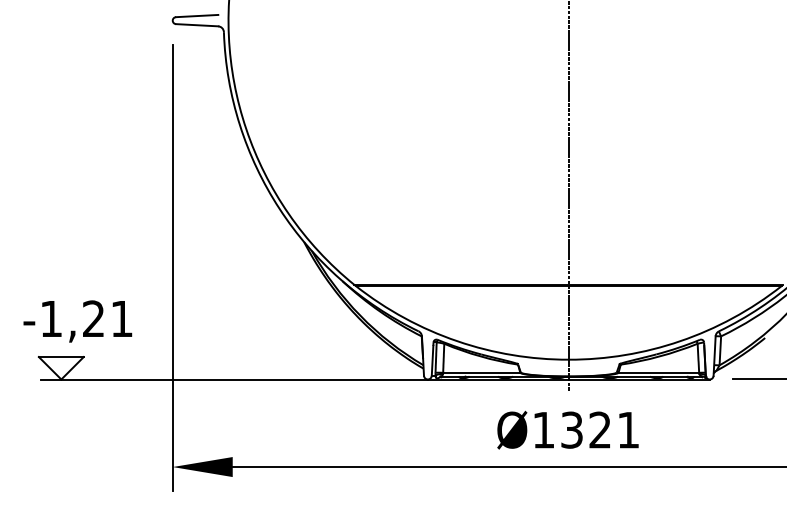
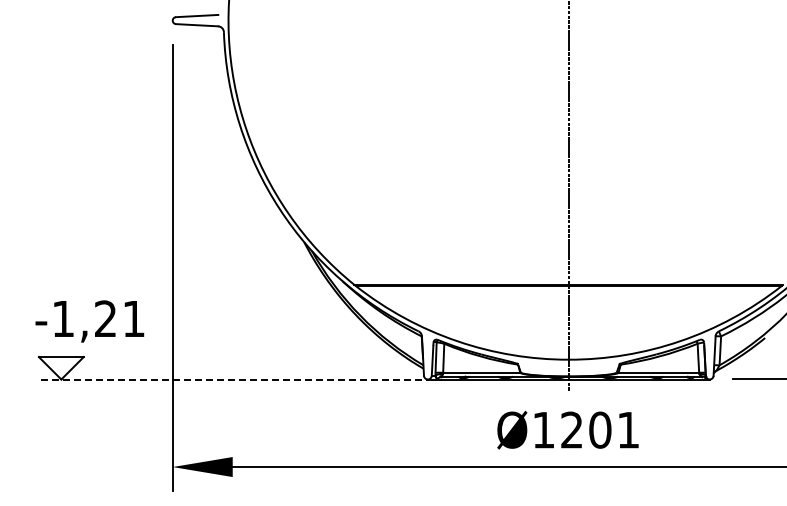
text position: (77, 321) -> (89, 321) (89, 321)
line: solid -> dashed (234, 379)
text: Ø1321 -> Ø1201 (586, 429)
